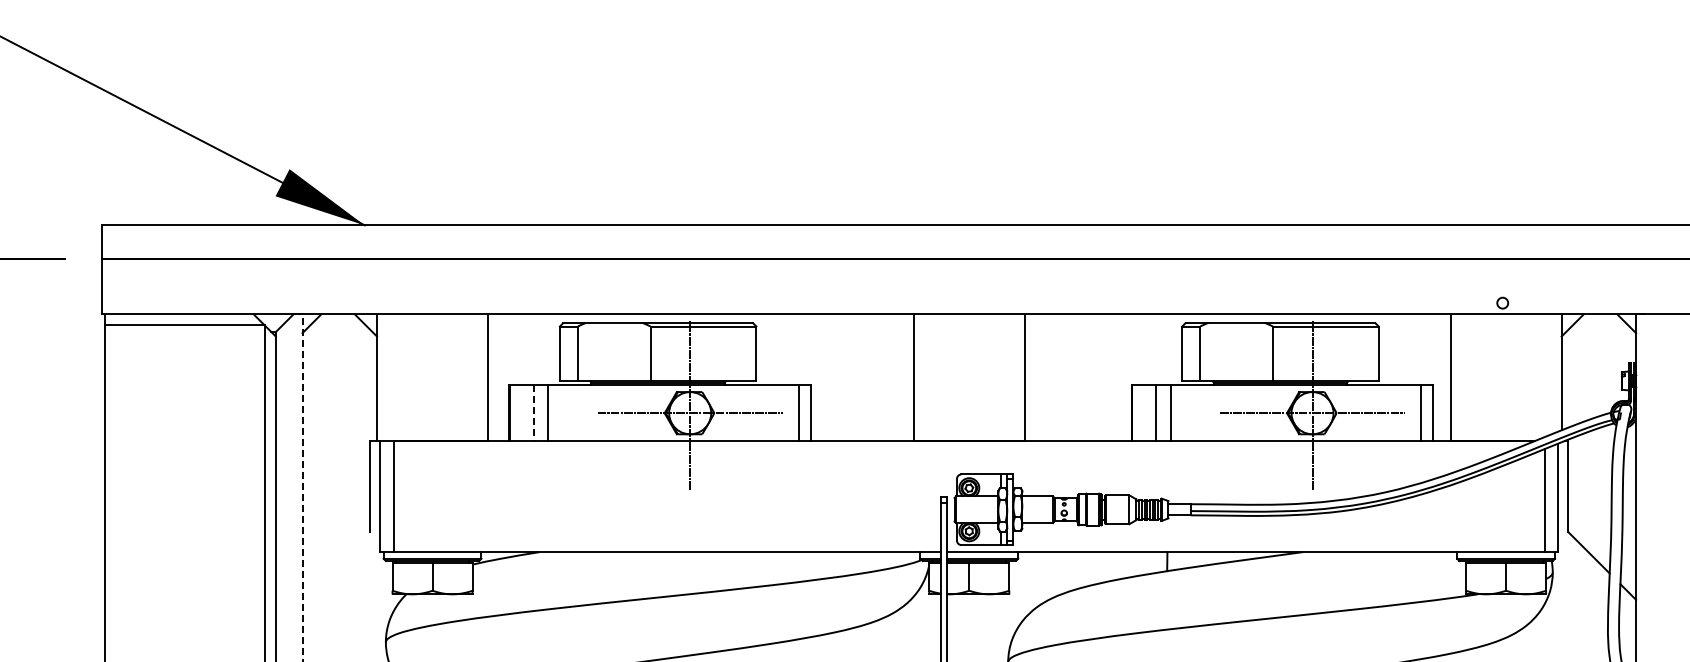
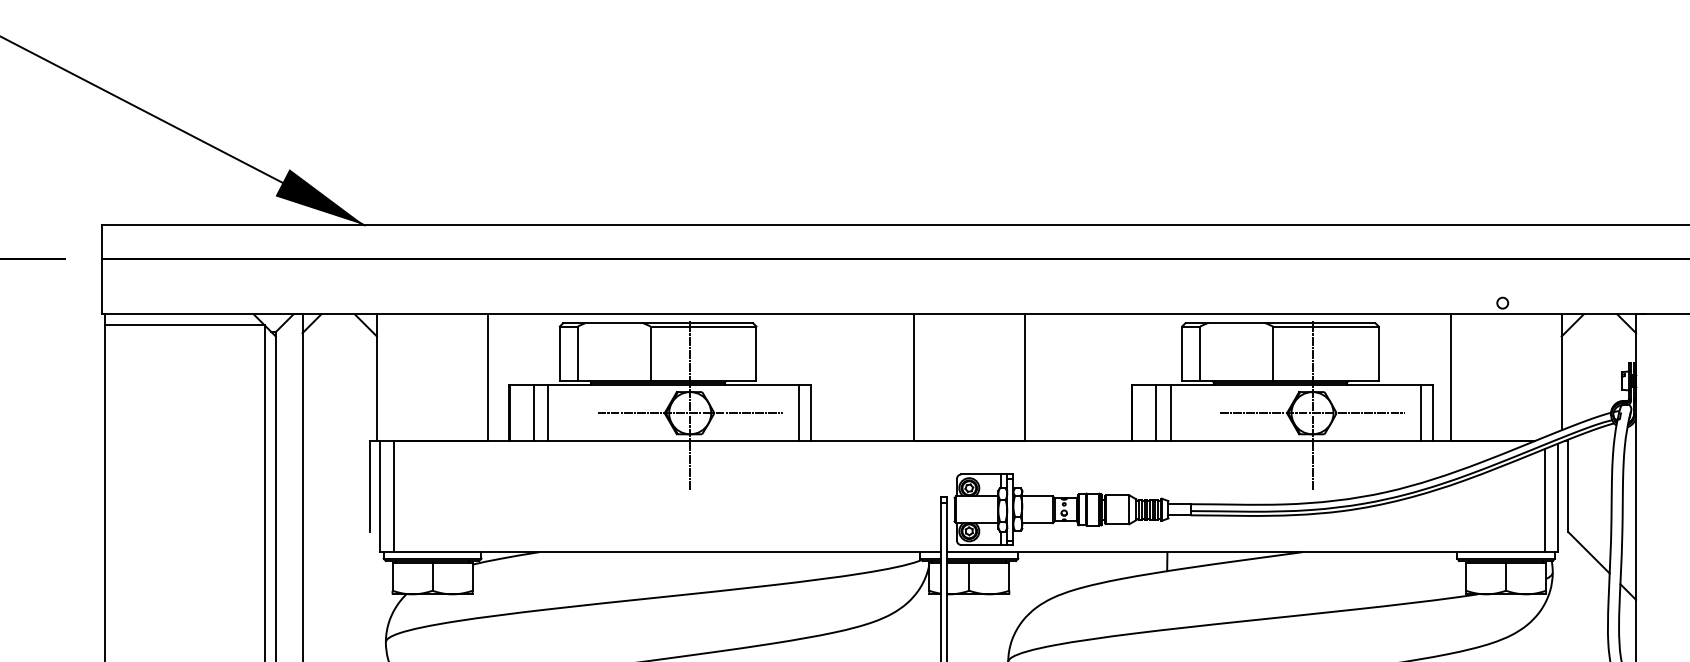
line: dashed -> solid (534, 413)
line: dashed -> solid (302, 487)
